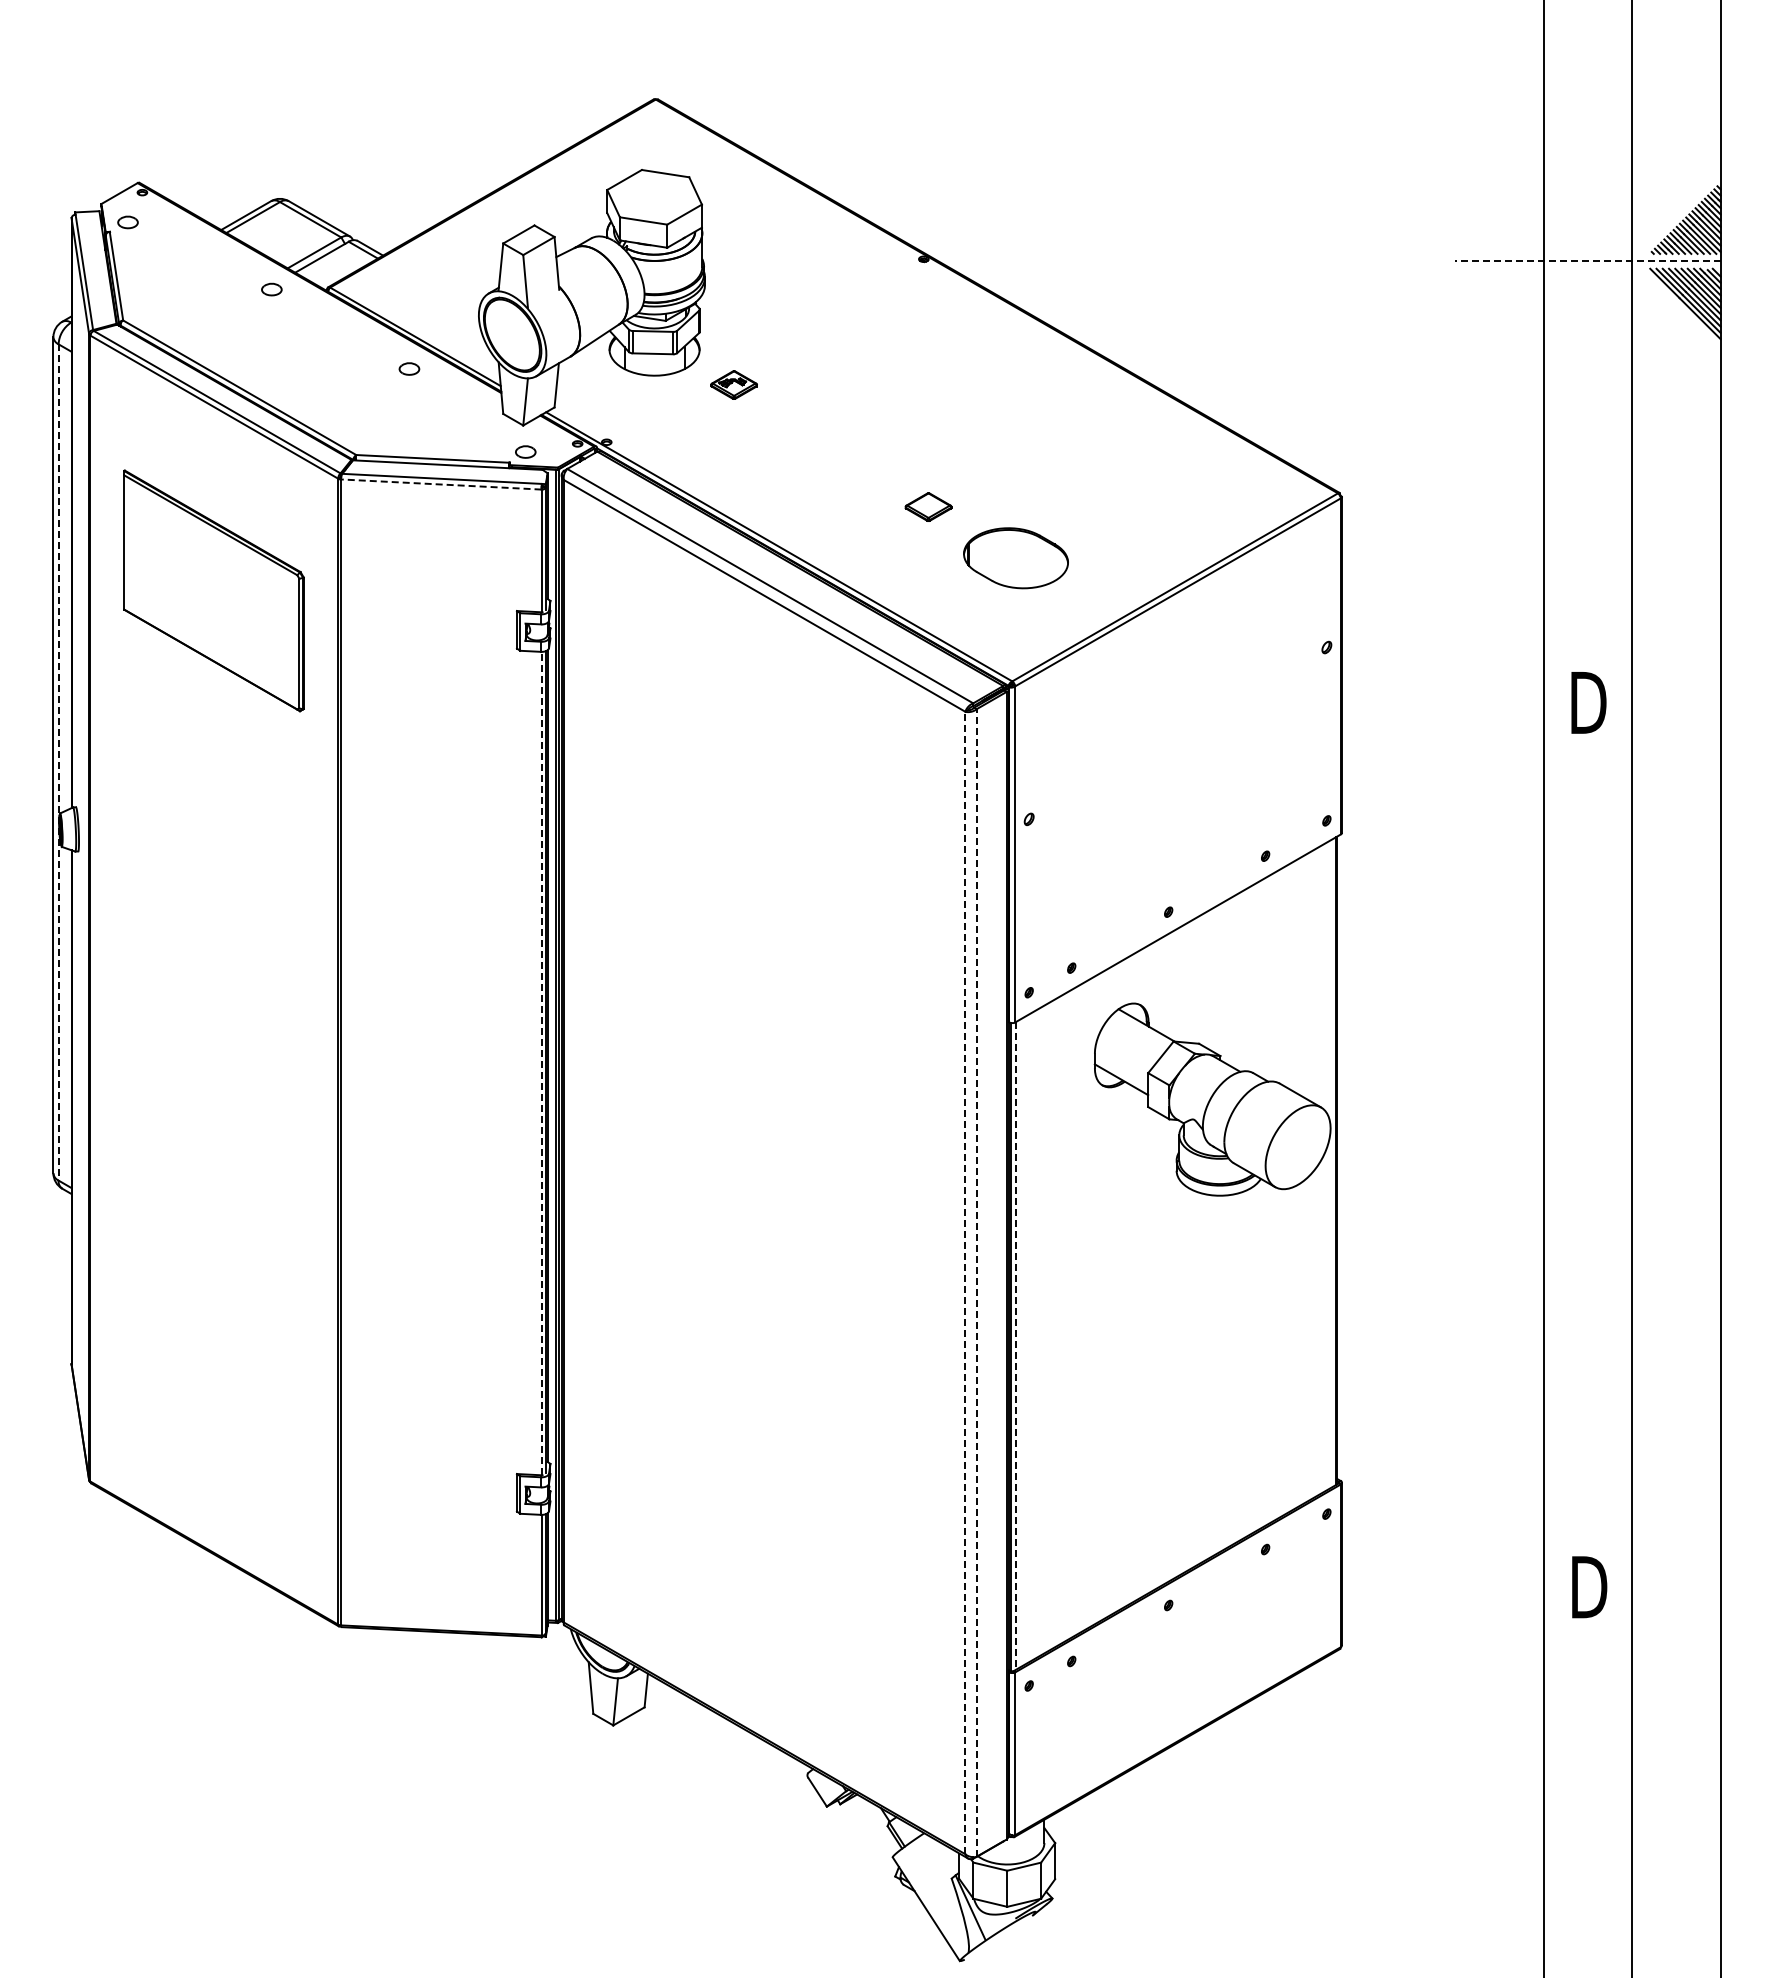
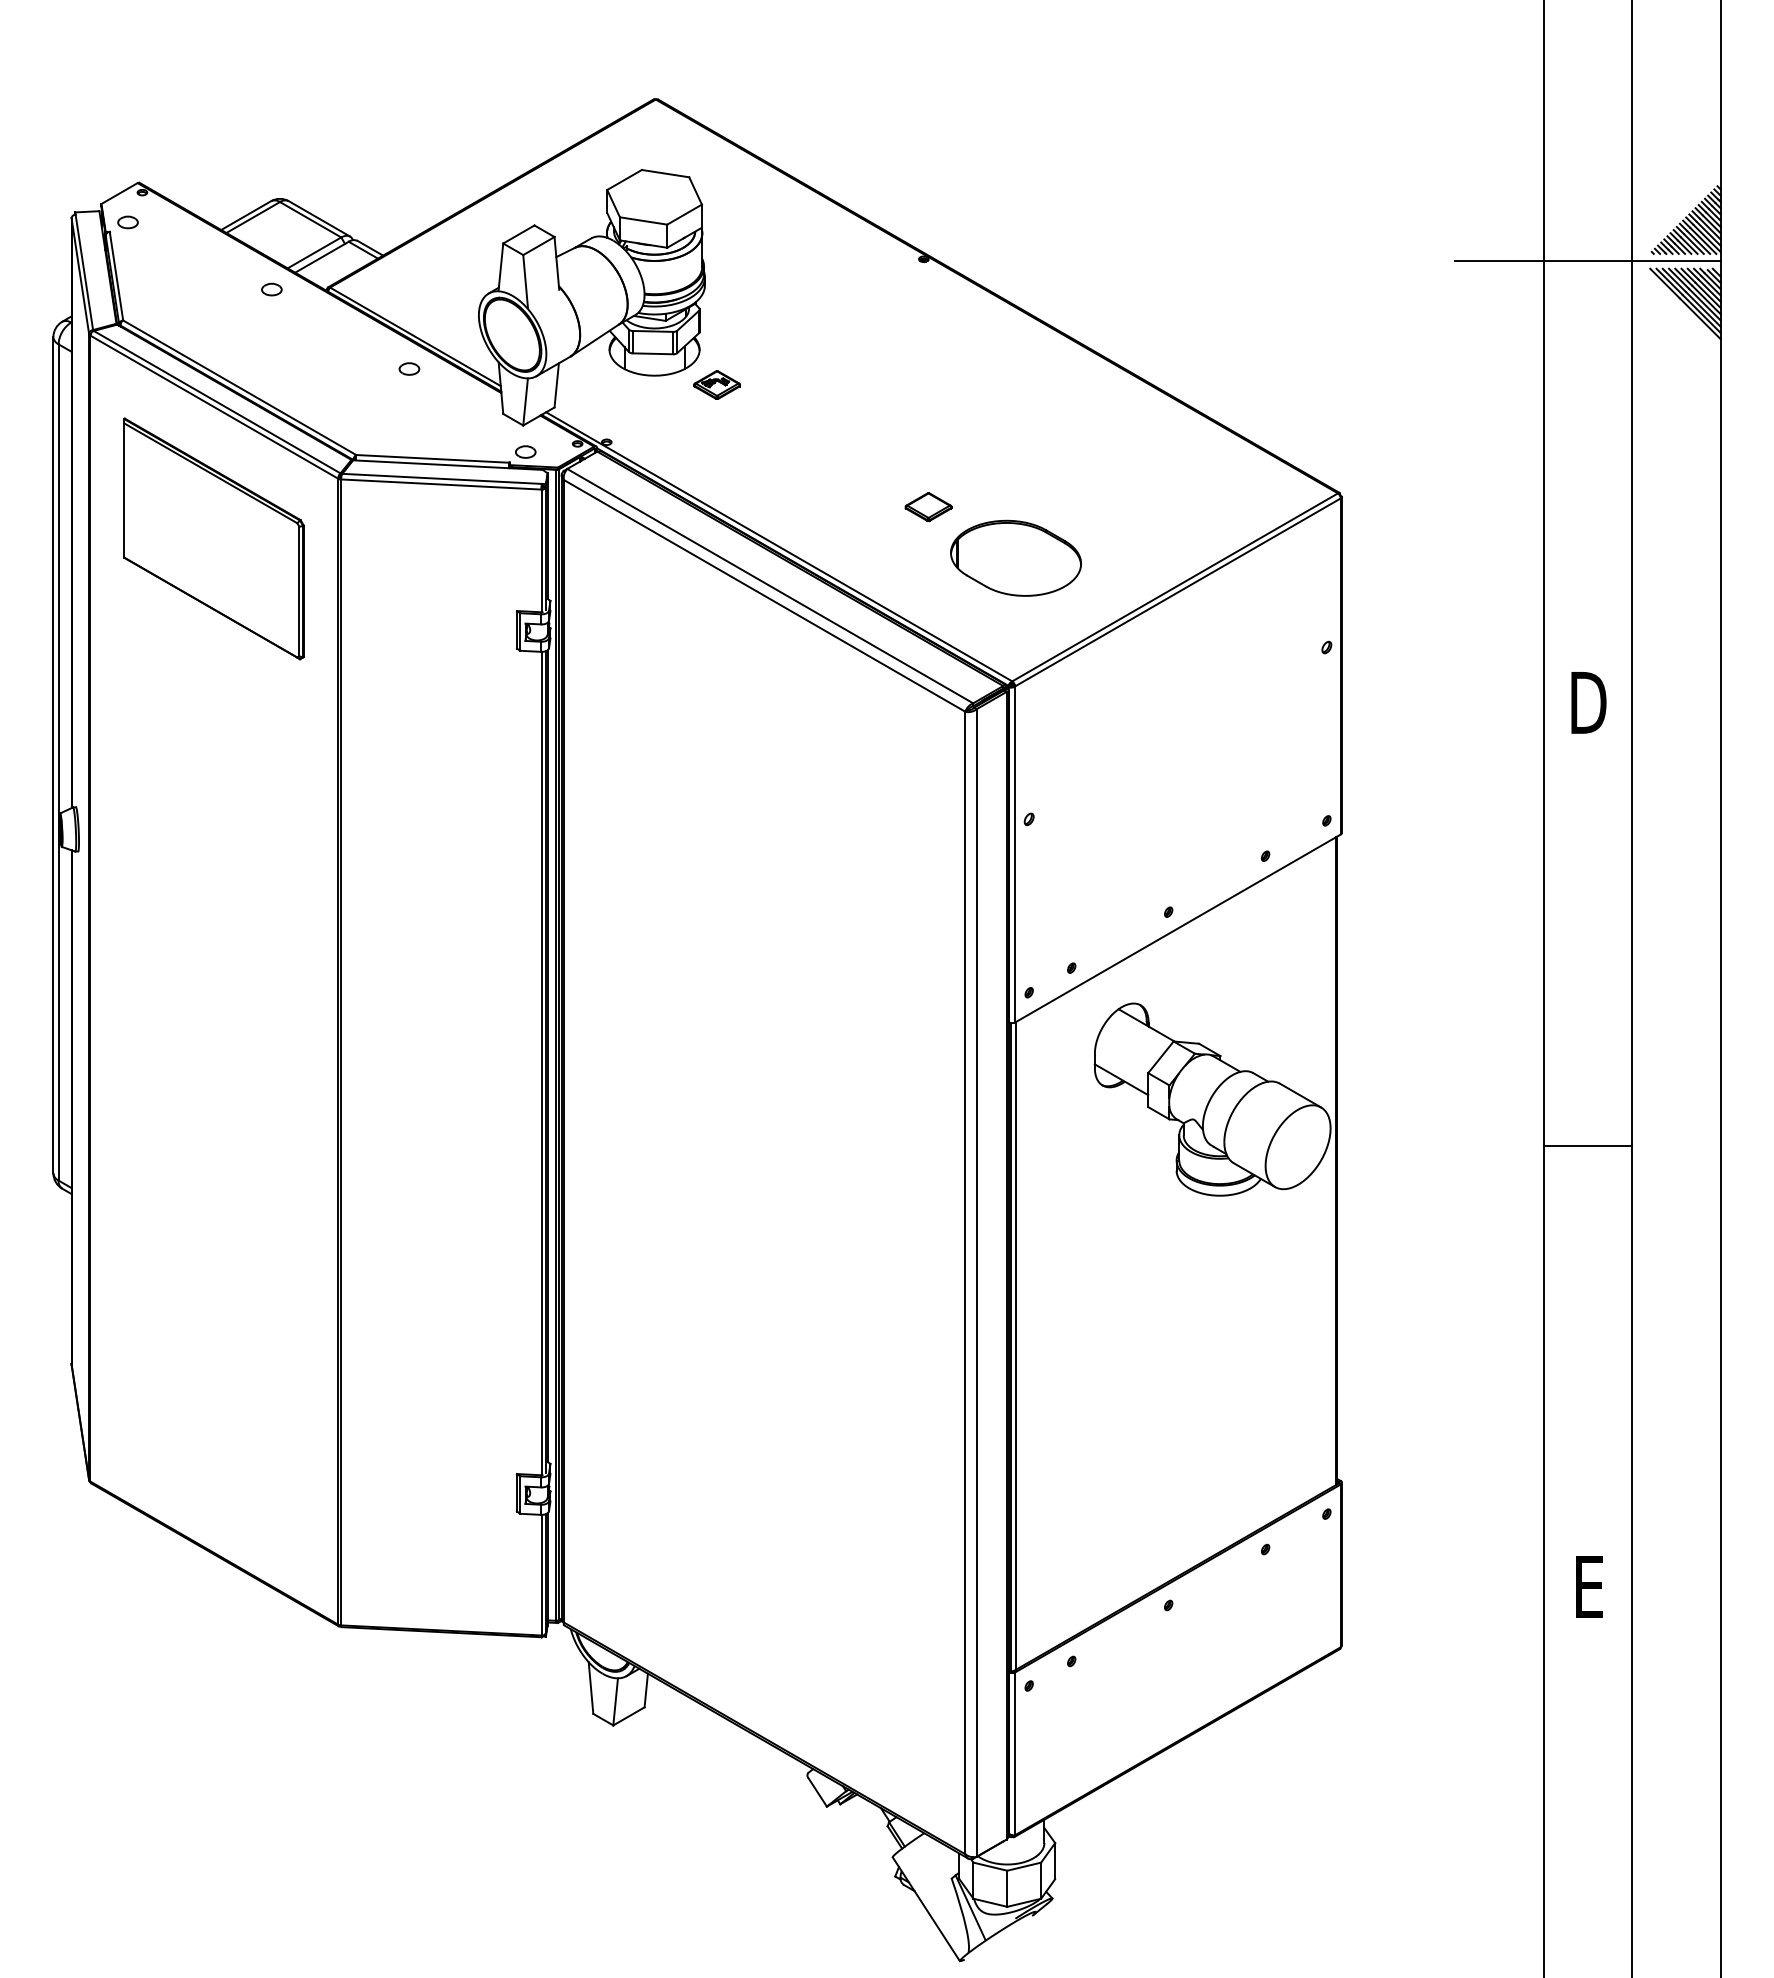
line: dashed -> solid (1587, 261)
part position: (733, 384) -> (716, 384) (716, 384)
line: dashed -> solid (440, 484)
part size: 106x63 px -> 132x78 px (1015, 557)
part position: (213, 590) -> (213, 538) (213, 538)
line: dashed -> solid (58, 762)
line: dashed -> solid (541, 1063)
line: none -> present (1587, 1145)
line: dashed -> solid (965, 1282)
line: dashed -> solid (976, 1283)
line: dashed -> solid (1016, 1345)
text: D -> E (1589, 1587)
